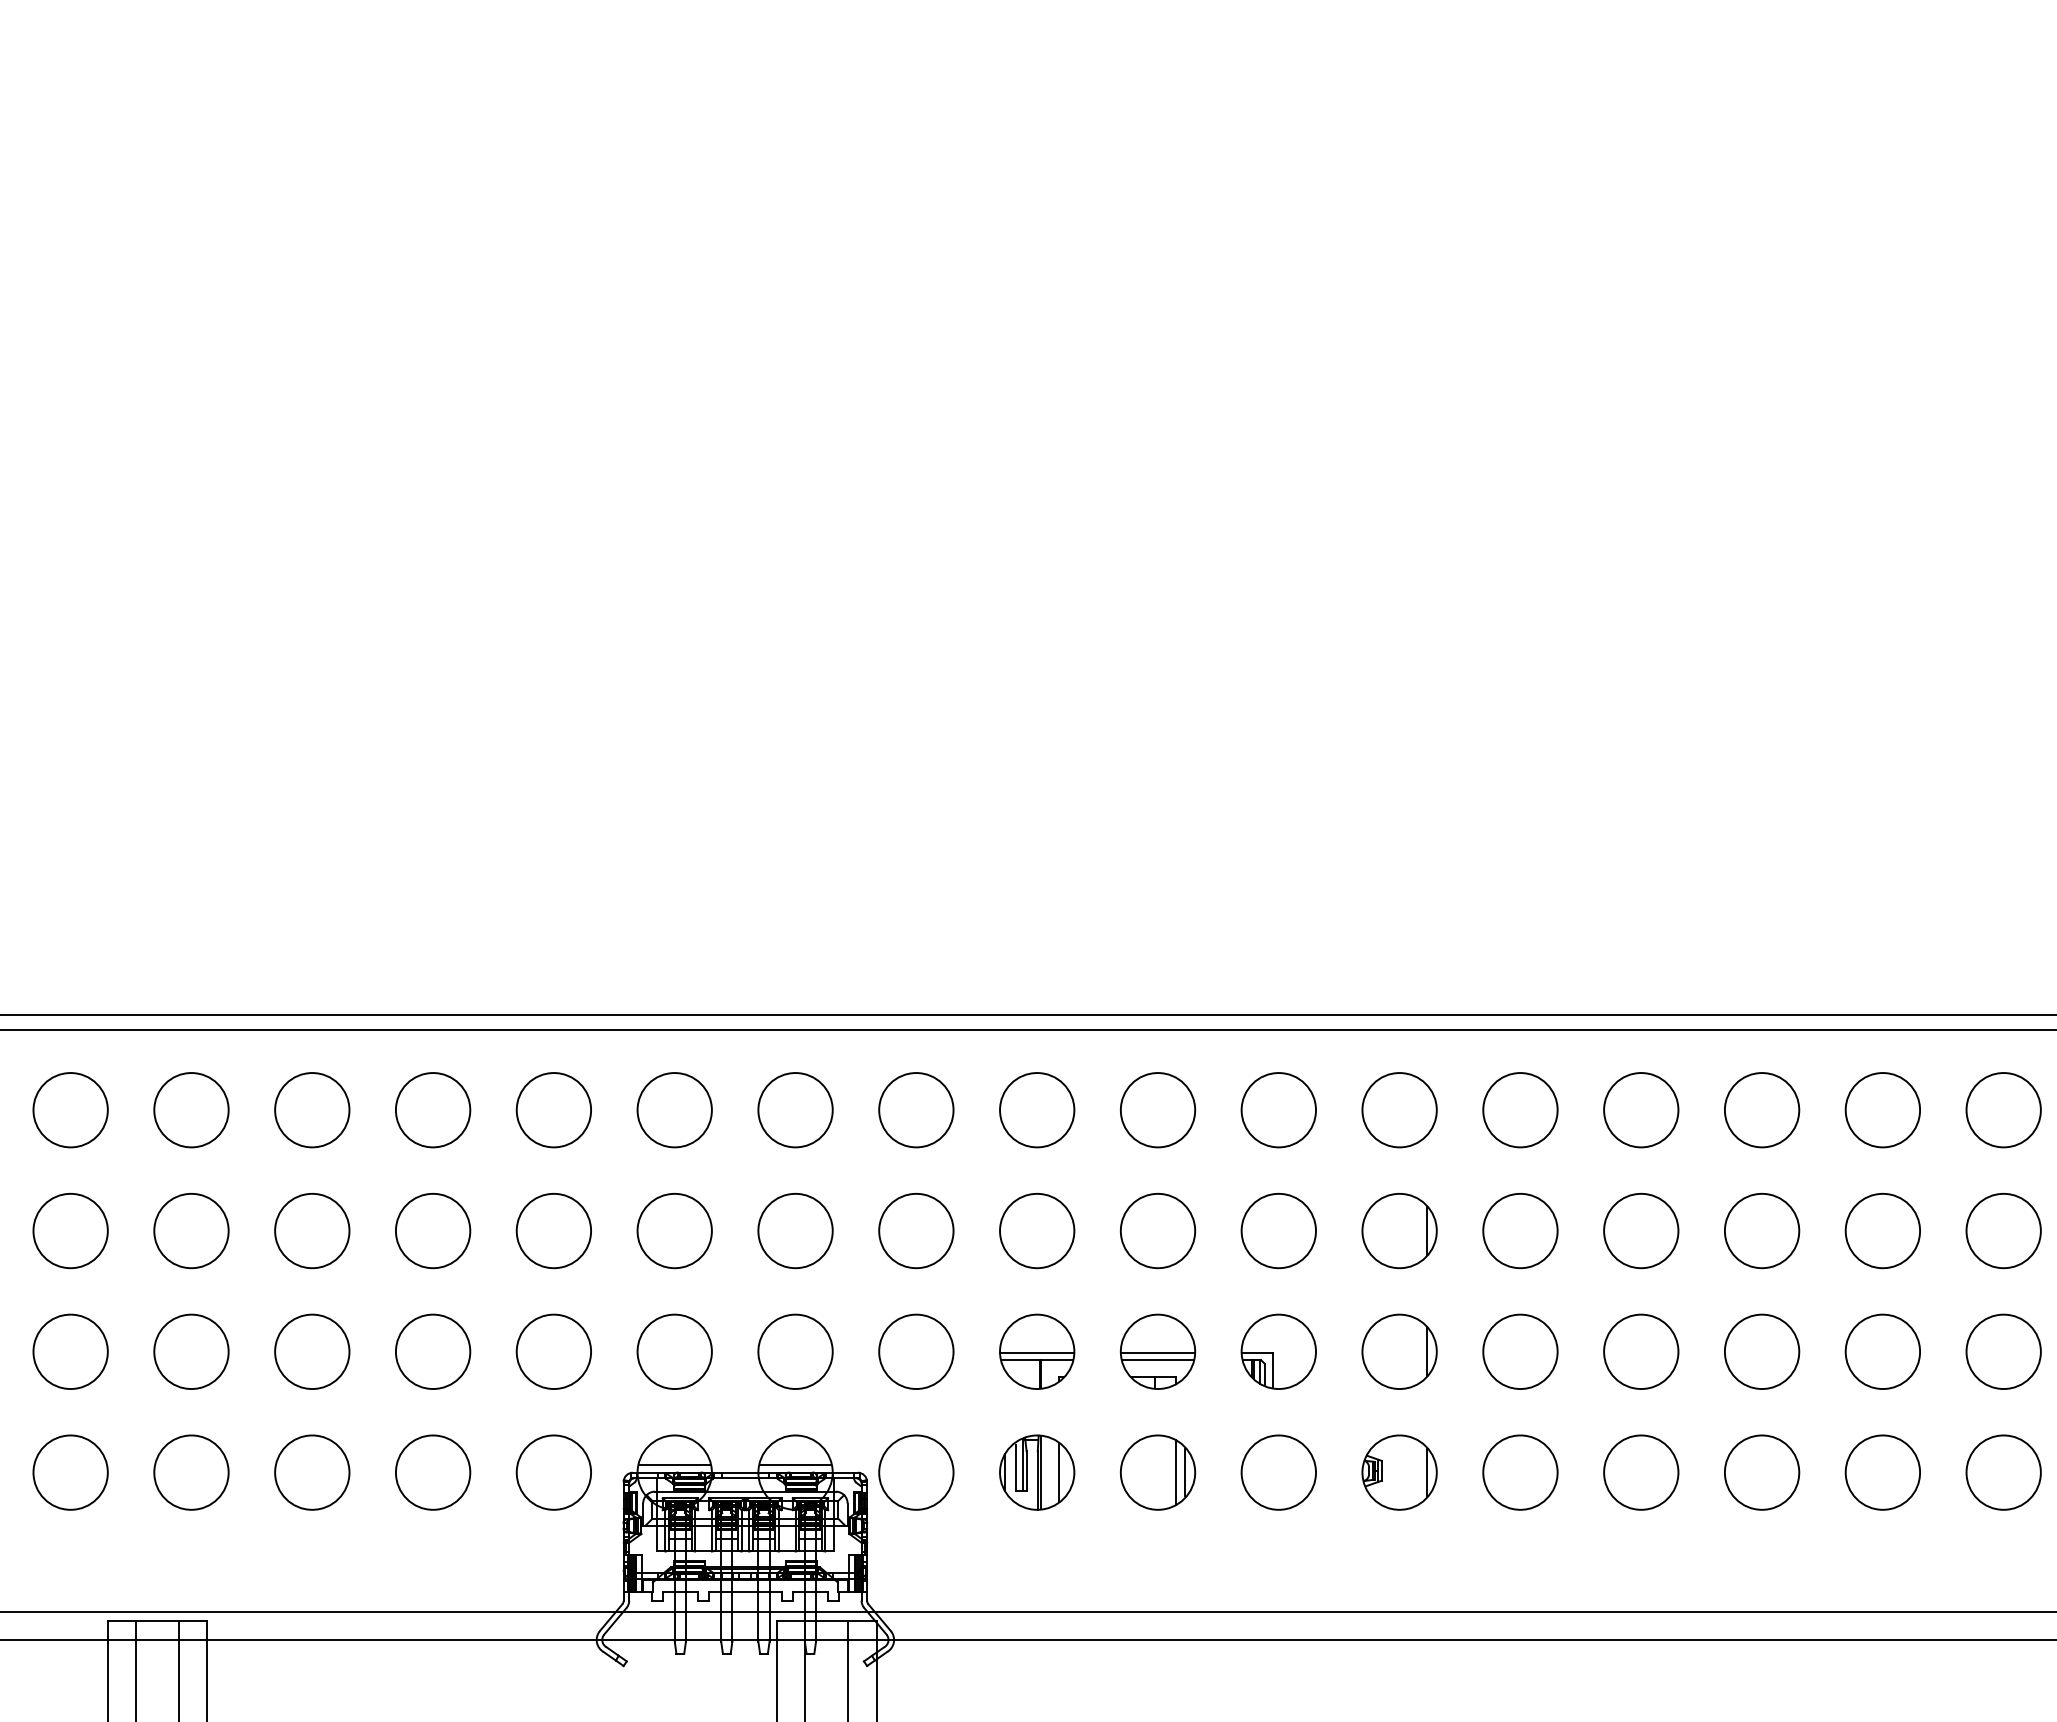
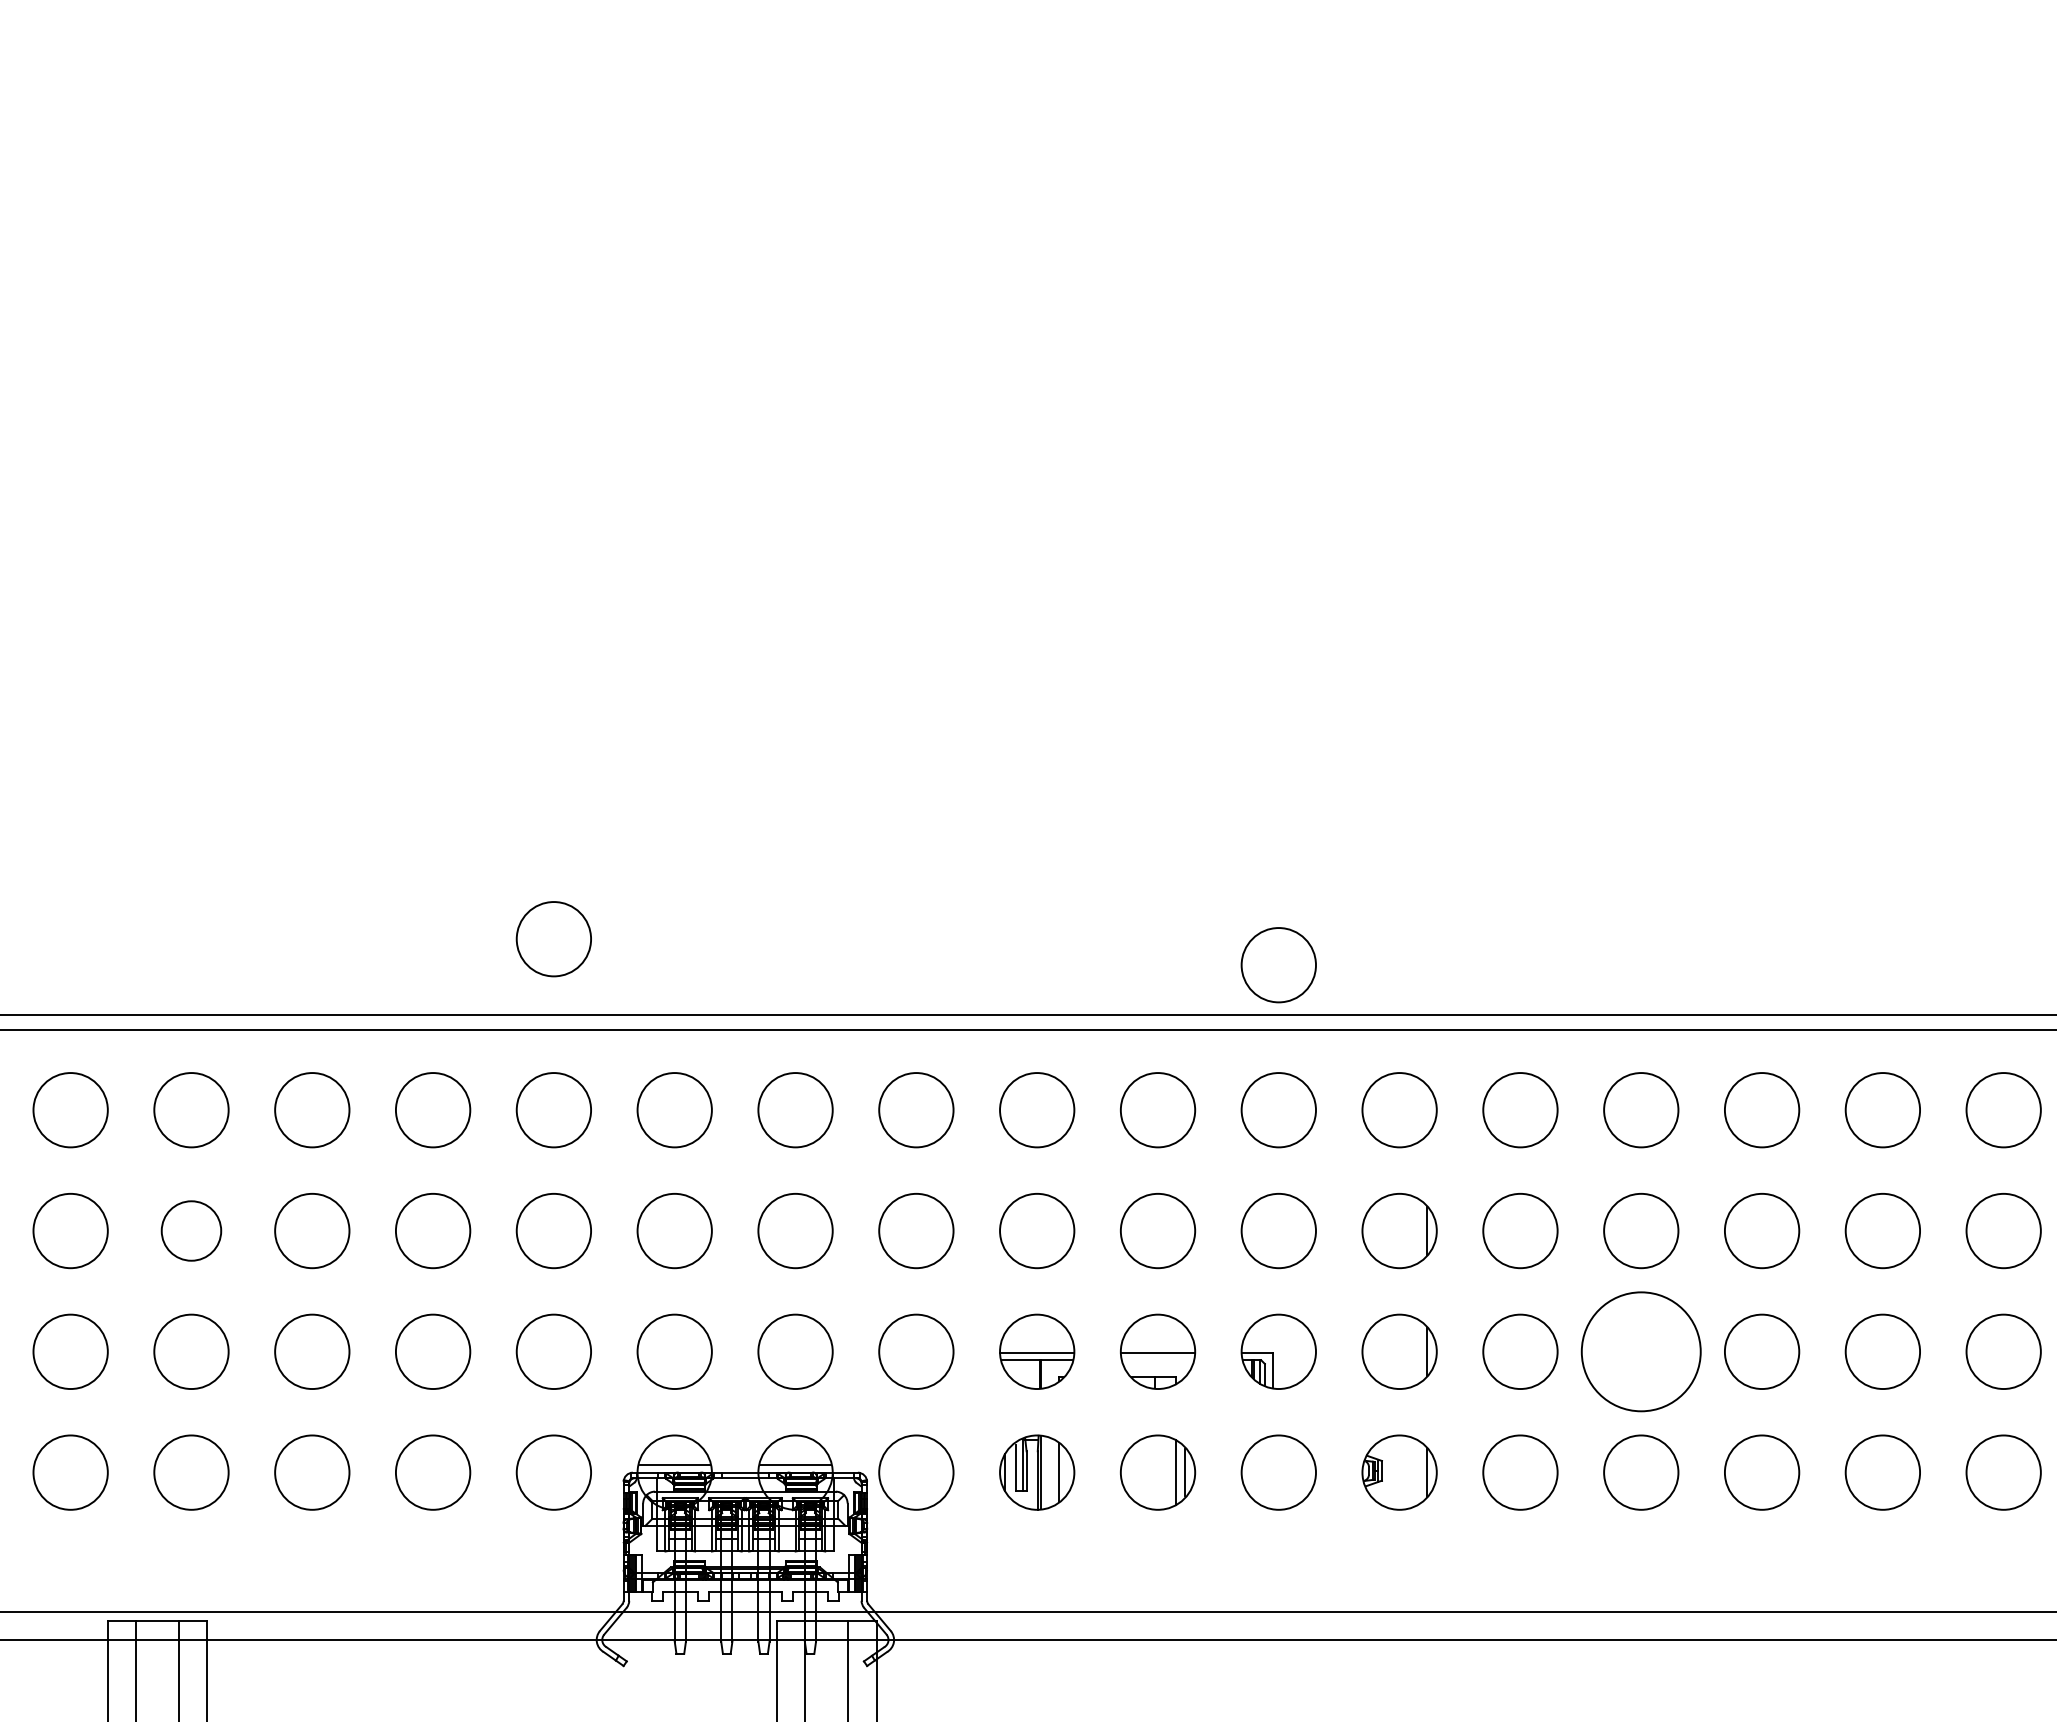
circle: none -> present (553, 939)
circle: none -> present (1278, 965)
circle diameter: 74 px -> 59 px (191, 1230)
circle diameter: 74 px -> 119 px (1640, 1351)
line: present -> none (1157, 1360)
